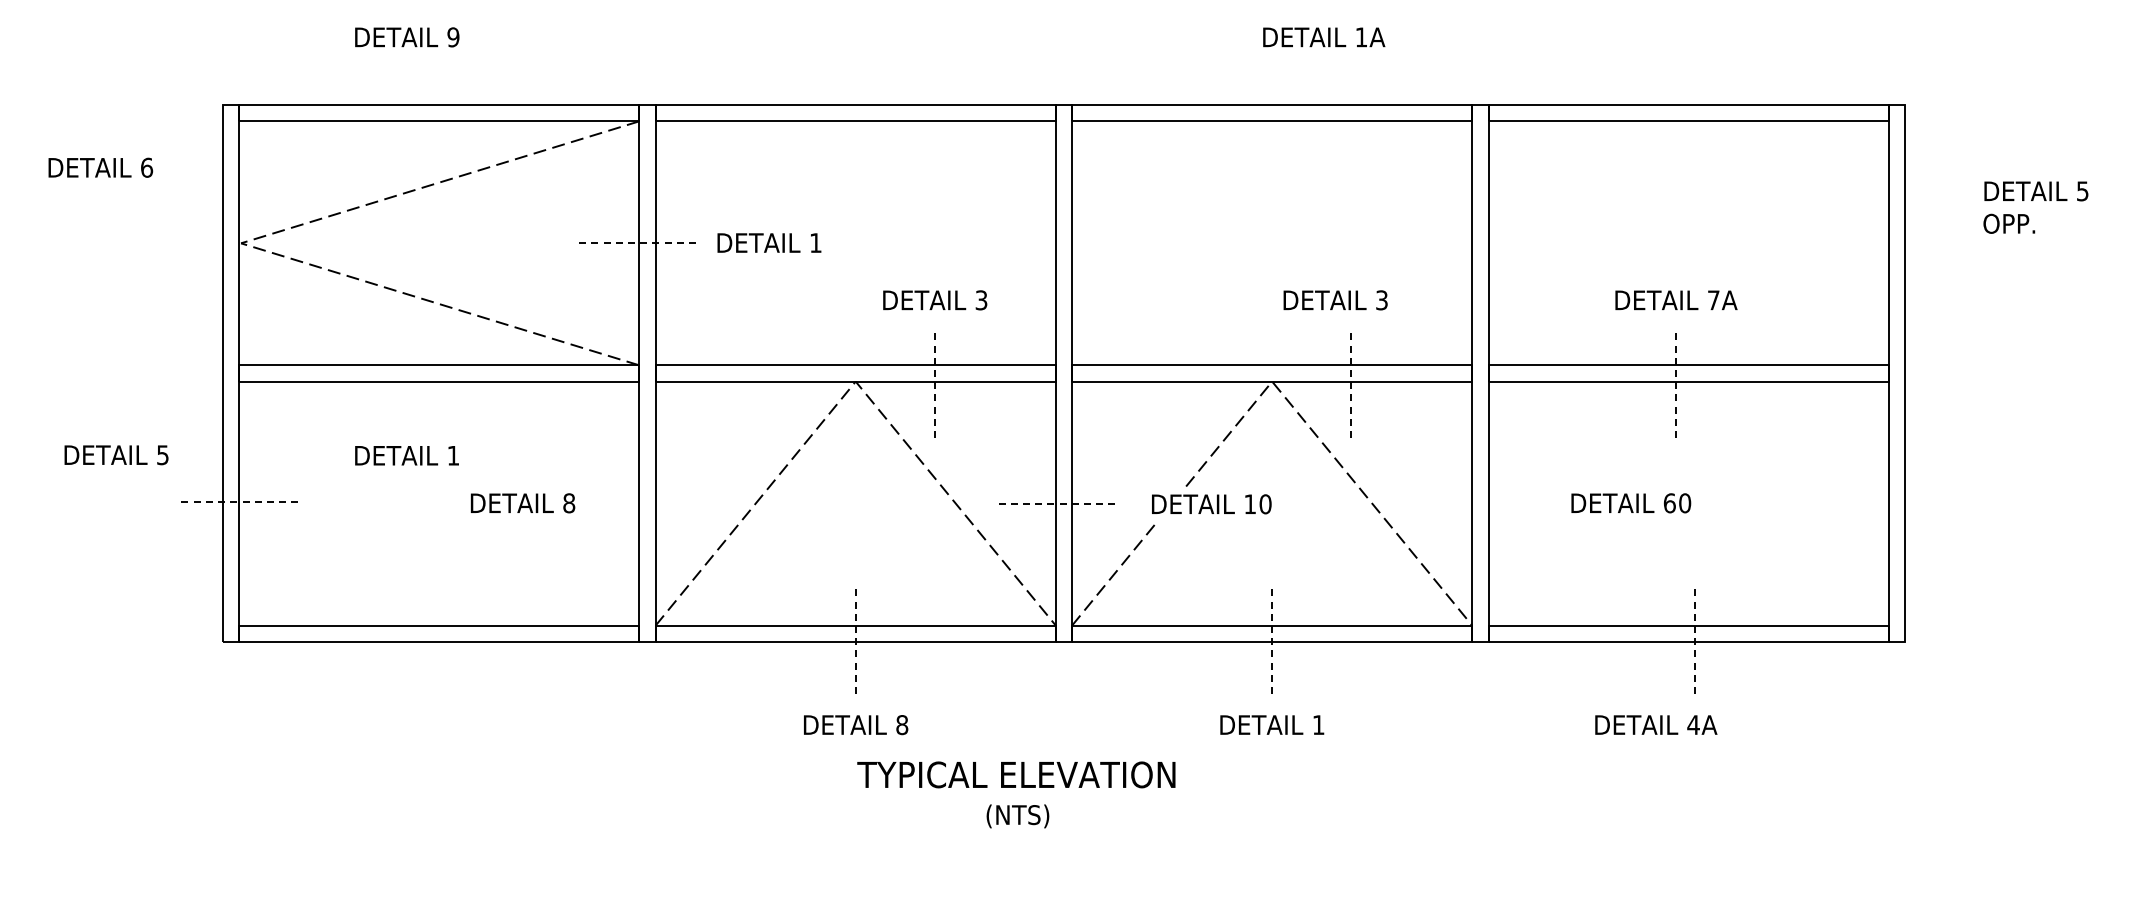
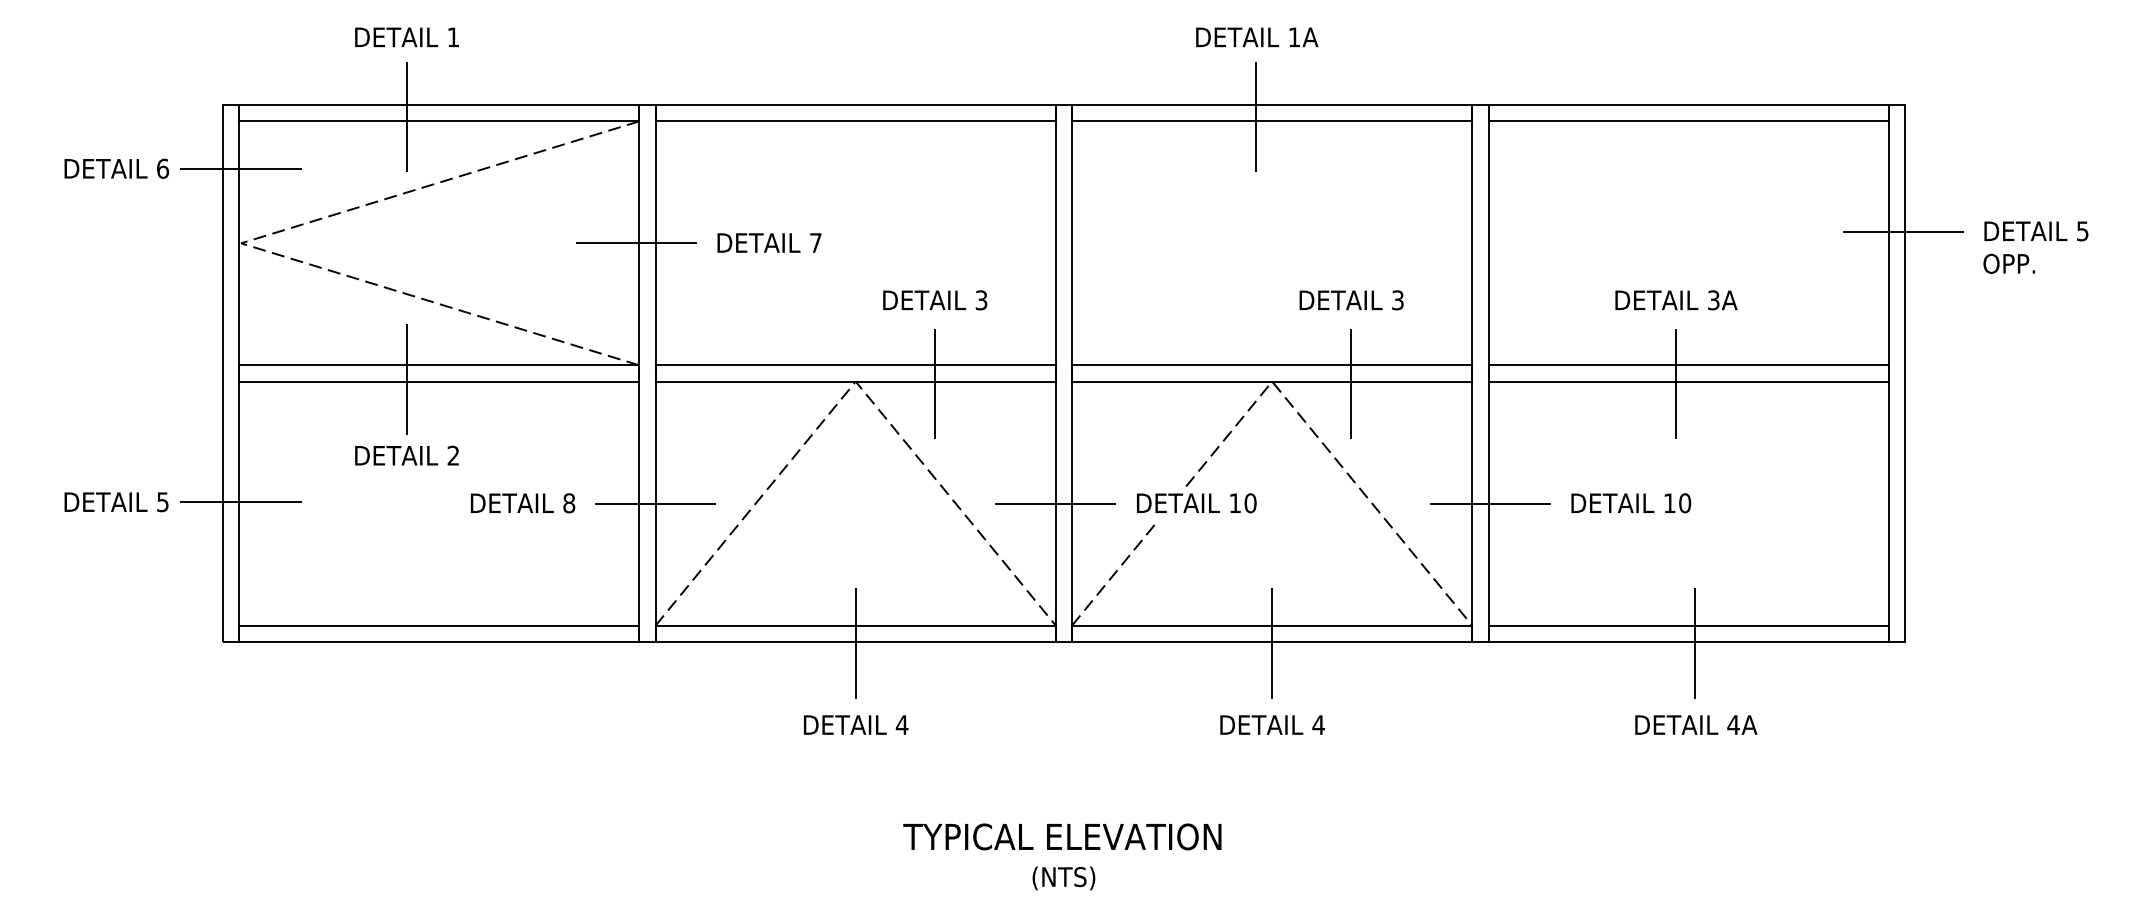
text: 9 -> 1 (453, 37)
text position: (1324, 37) -> (1257, 37) (1257, 37)
line: none -> present (406, 116)
line: none -> present (1256, 116)
text position: (100, 167) -> (116, 168) (116, 168)
line: none -> present (240, 169)
text position: (2035, 207) -> (2035, 247) (2035, 247)
line: none -> present (1902, 231)
text: 1 -> 7 (815, 242)
line: dashed -> solid (636, 243)
text position: (1335, 300) -> (1351, 300) (1351, 300)
text: 7A -> 3A (1713, 300)
line: none -> present (406, 379)
line: dashed -> solid (935, 383)
line: dashed -> solid (1351, 383)
line: dashed -> solid (1675, 383)
text position: (116, 455) -> (116, 502) (116, 502)
text: 1 -> 2 (452, 455)
line: dashed -> solid (241, 502)
line: none -> present (655, 503)
line: dashed -> solid (1055, 503)
line: none -> present (1489, 503)
text: 60 -> 10 (1669, 503)
text position: (1211, 504) -> (1196, 503) (1196, 503)
line: dashed -> solid (855, 644)
line: dashed -> solid (1272, 644)
line: dashed -> solid (1695, 644)
text: 1 -> 4 (1318, 724)
text position: (1656, 724) -> (1696, 724) (1696, 724)
text: 8 -> 4 (901, 725)
text position: (1016, 794) -> (1062, 856) (1062, 856)
